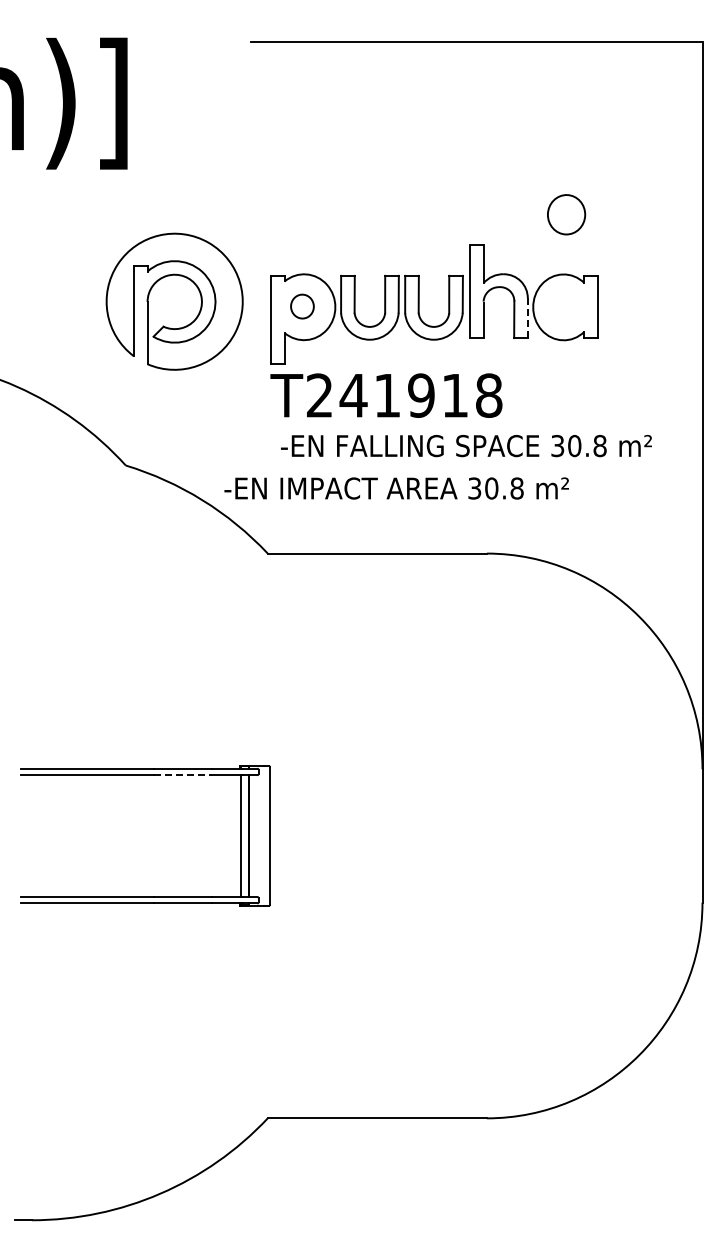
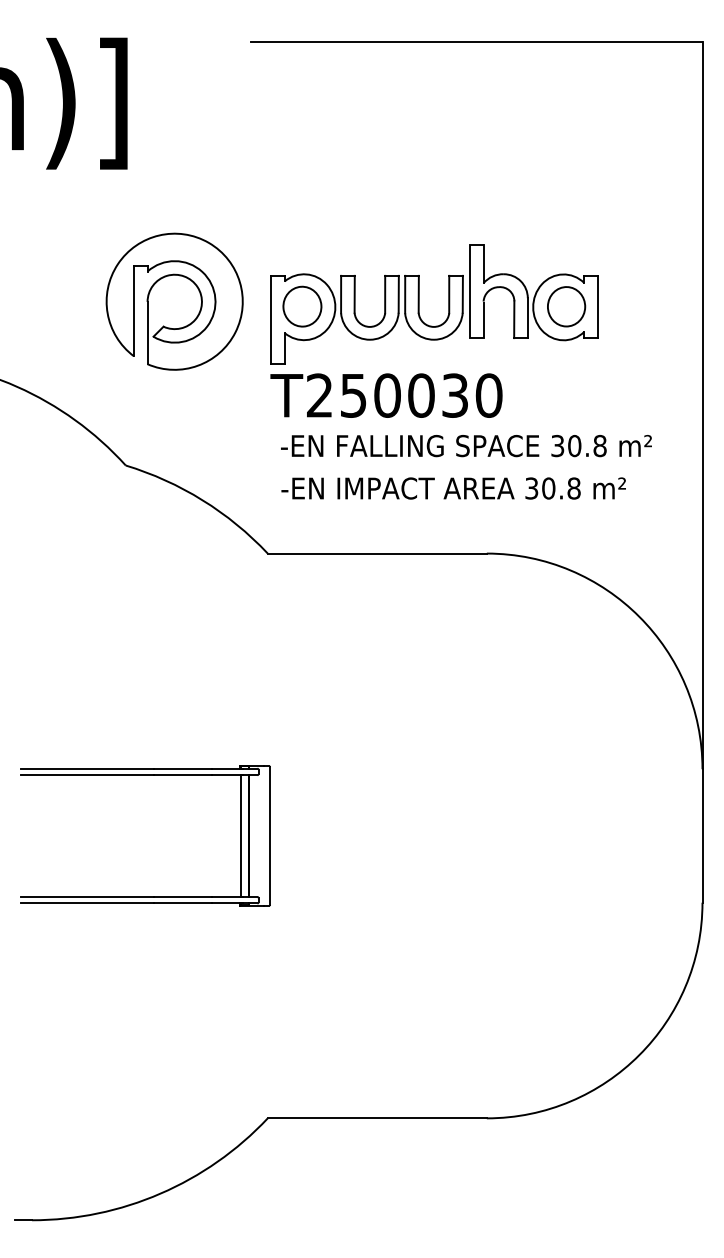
part position: (566, 214) -> (566, 306) (566, 306)
part size: 25x27 px -> 41x43 px (302, 306)
line: dashed -> solid (527, 318)
text: \c4766296;T241918 -> \c4766296;T250030 (420, 395)
text position: (396, 488) -> (453, 488) (453, 488)
line: dashed -> solid (183, 775)
